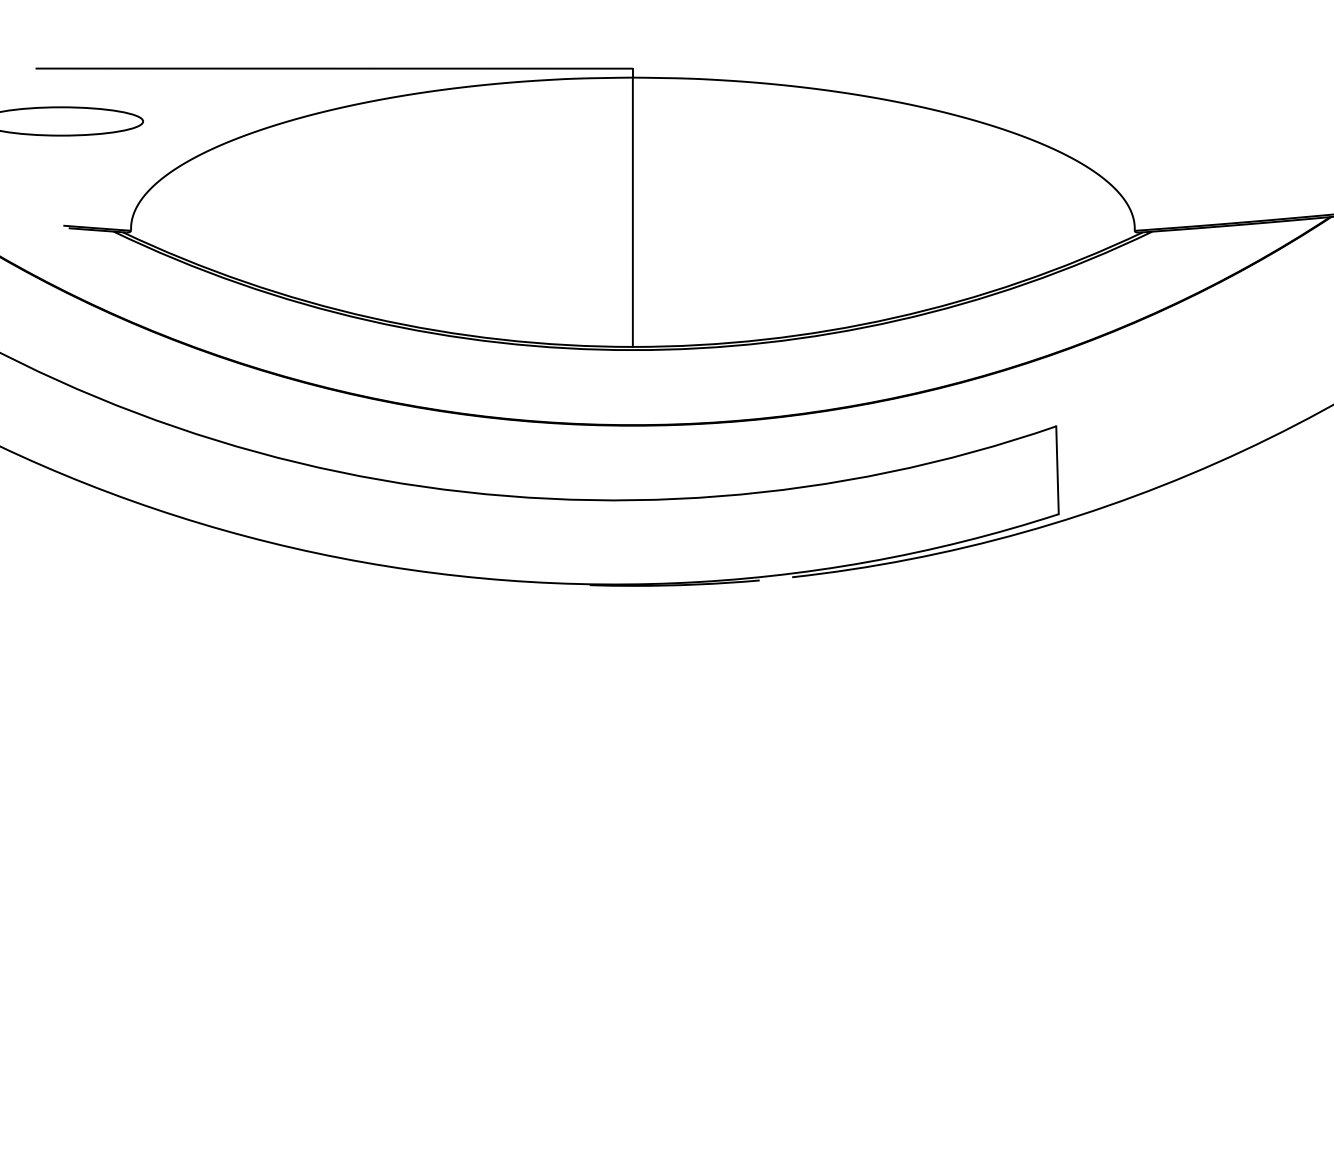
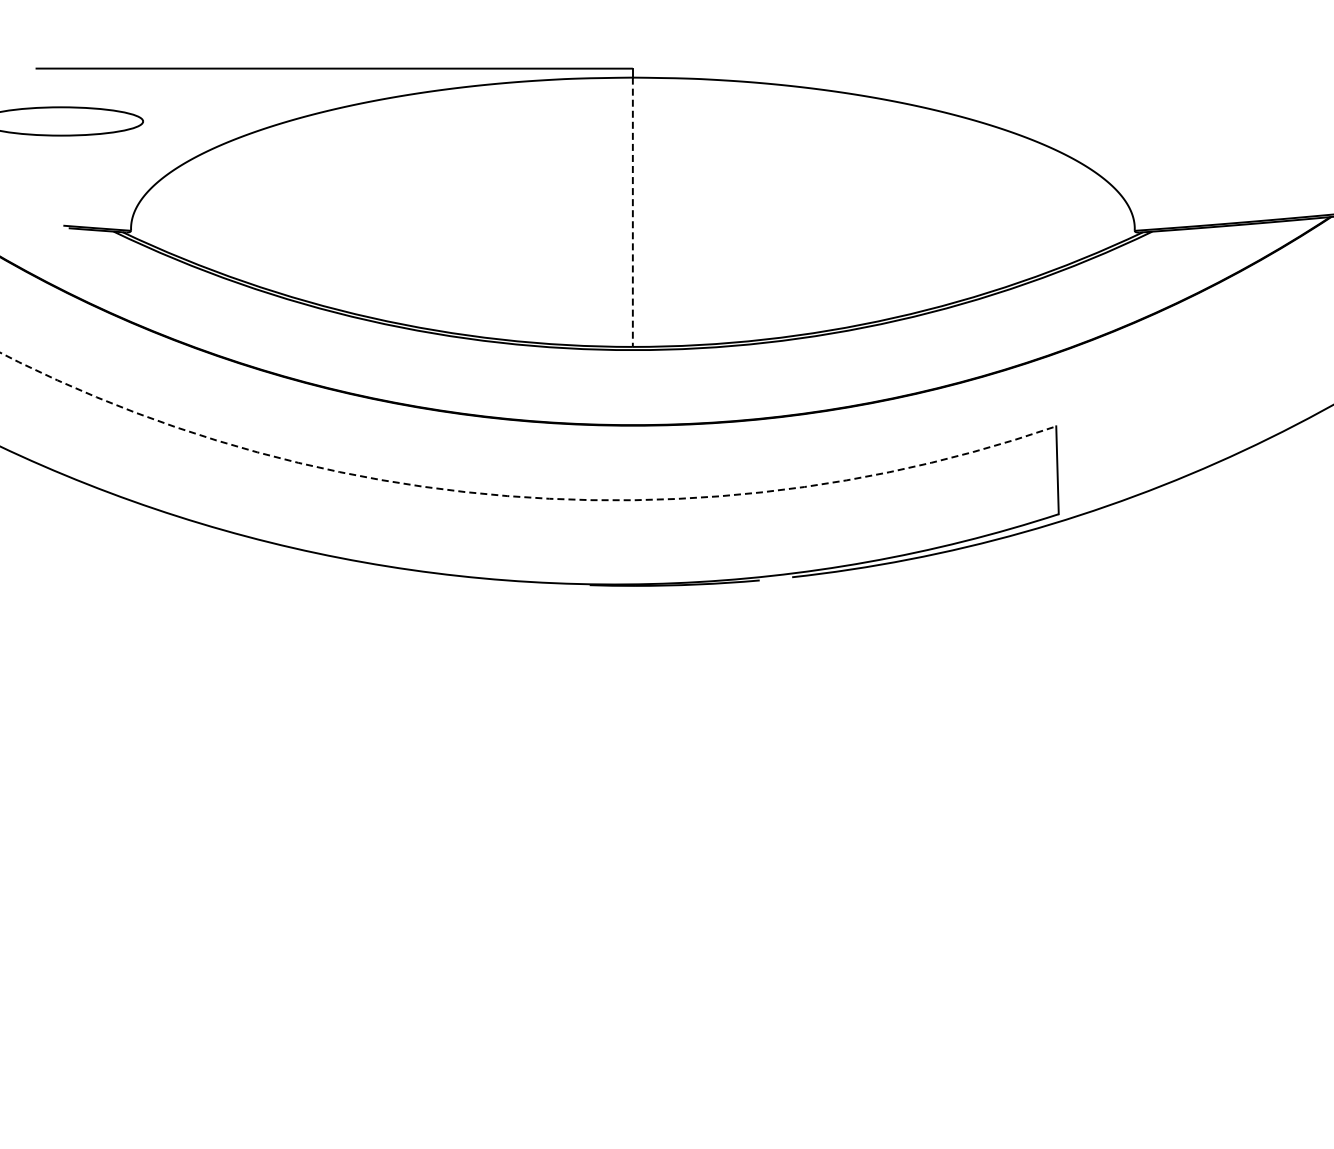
line: solid -> dashed (632, 212)
arc: solid -> dashed (518, 496)
